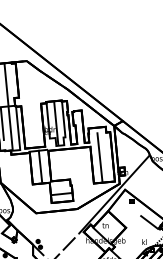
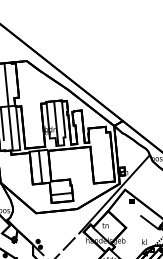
line: present -> none (99, 157)
